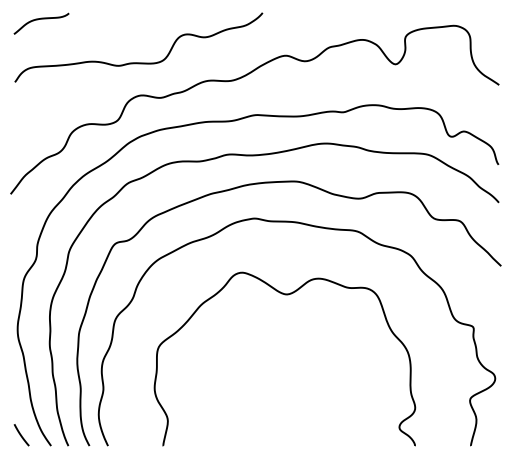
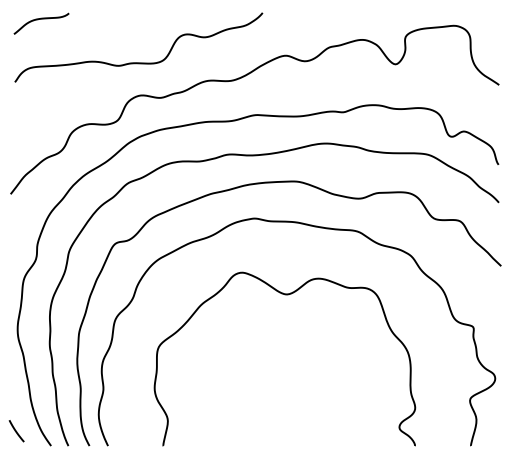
line position: (21, 435) -> (16, 431) (16, 431)
